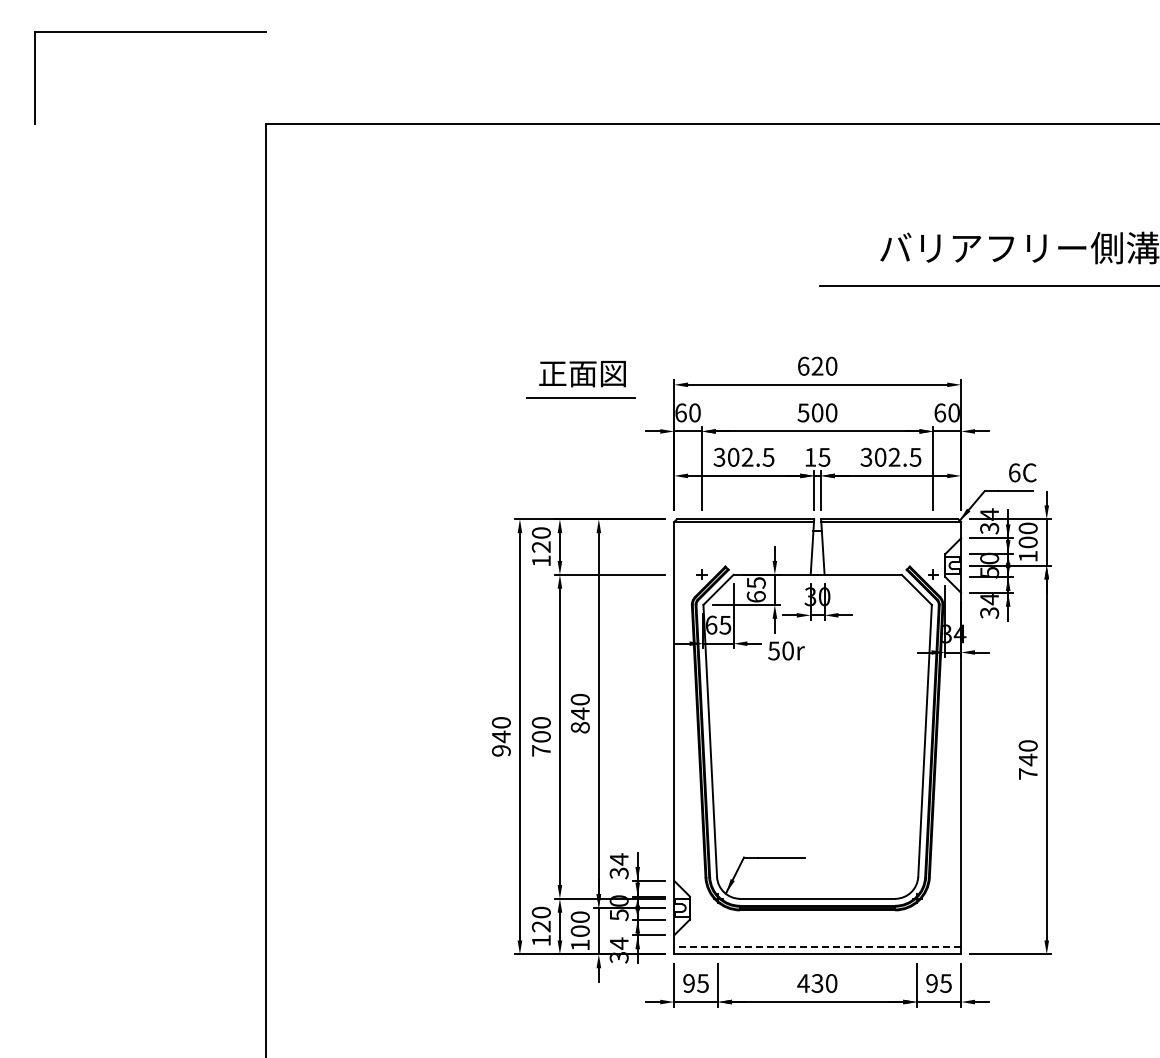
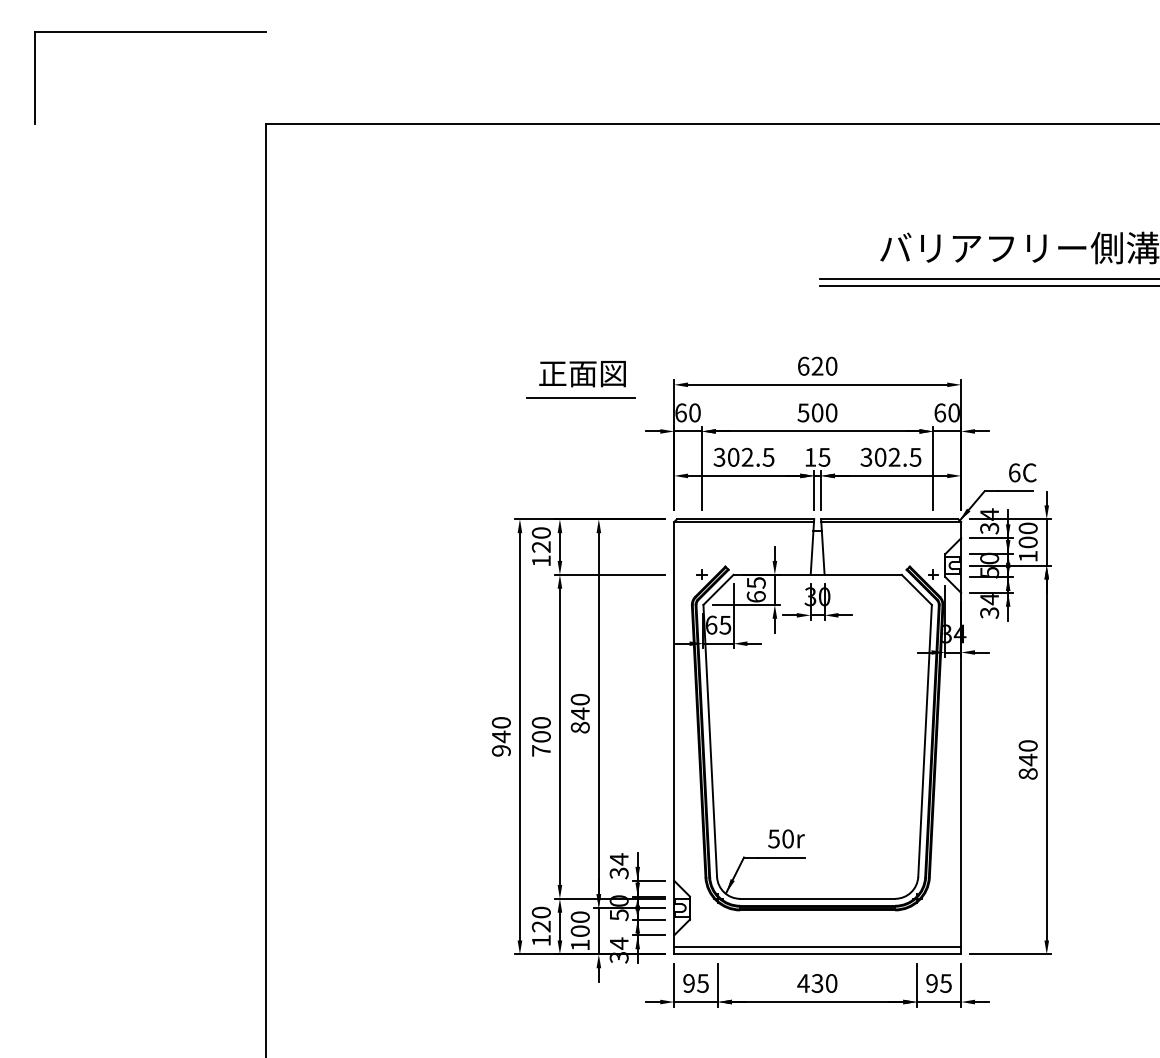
line: none -> present (987, 278)
text position: (786, 650) -> (786, 838) (786, 838)
text: 740 -> 840 (1027, 773)
line: dashed -> solid (817, 947)
